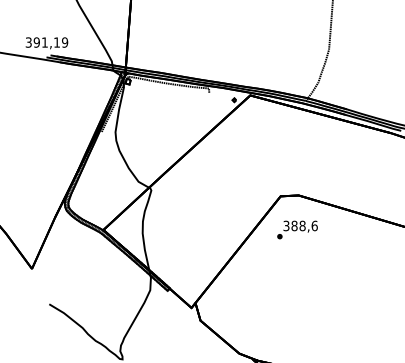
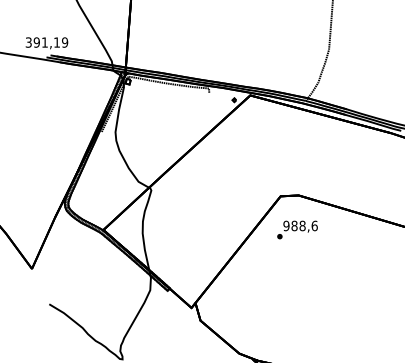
text: 388,6 -> 988,6 (286, 225)
